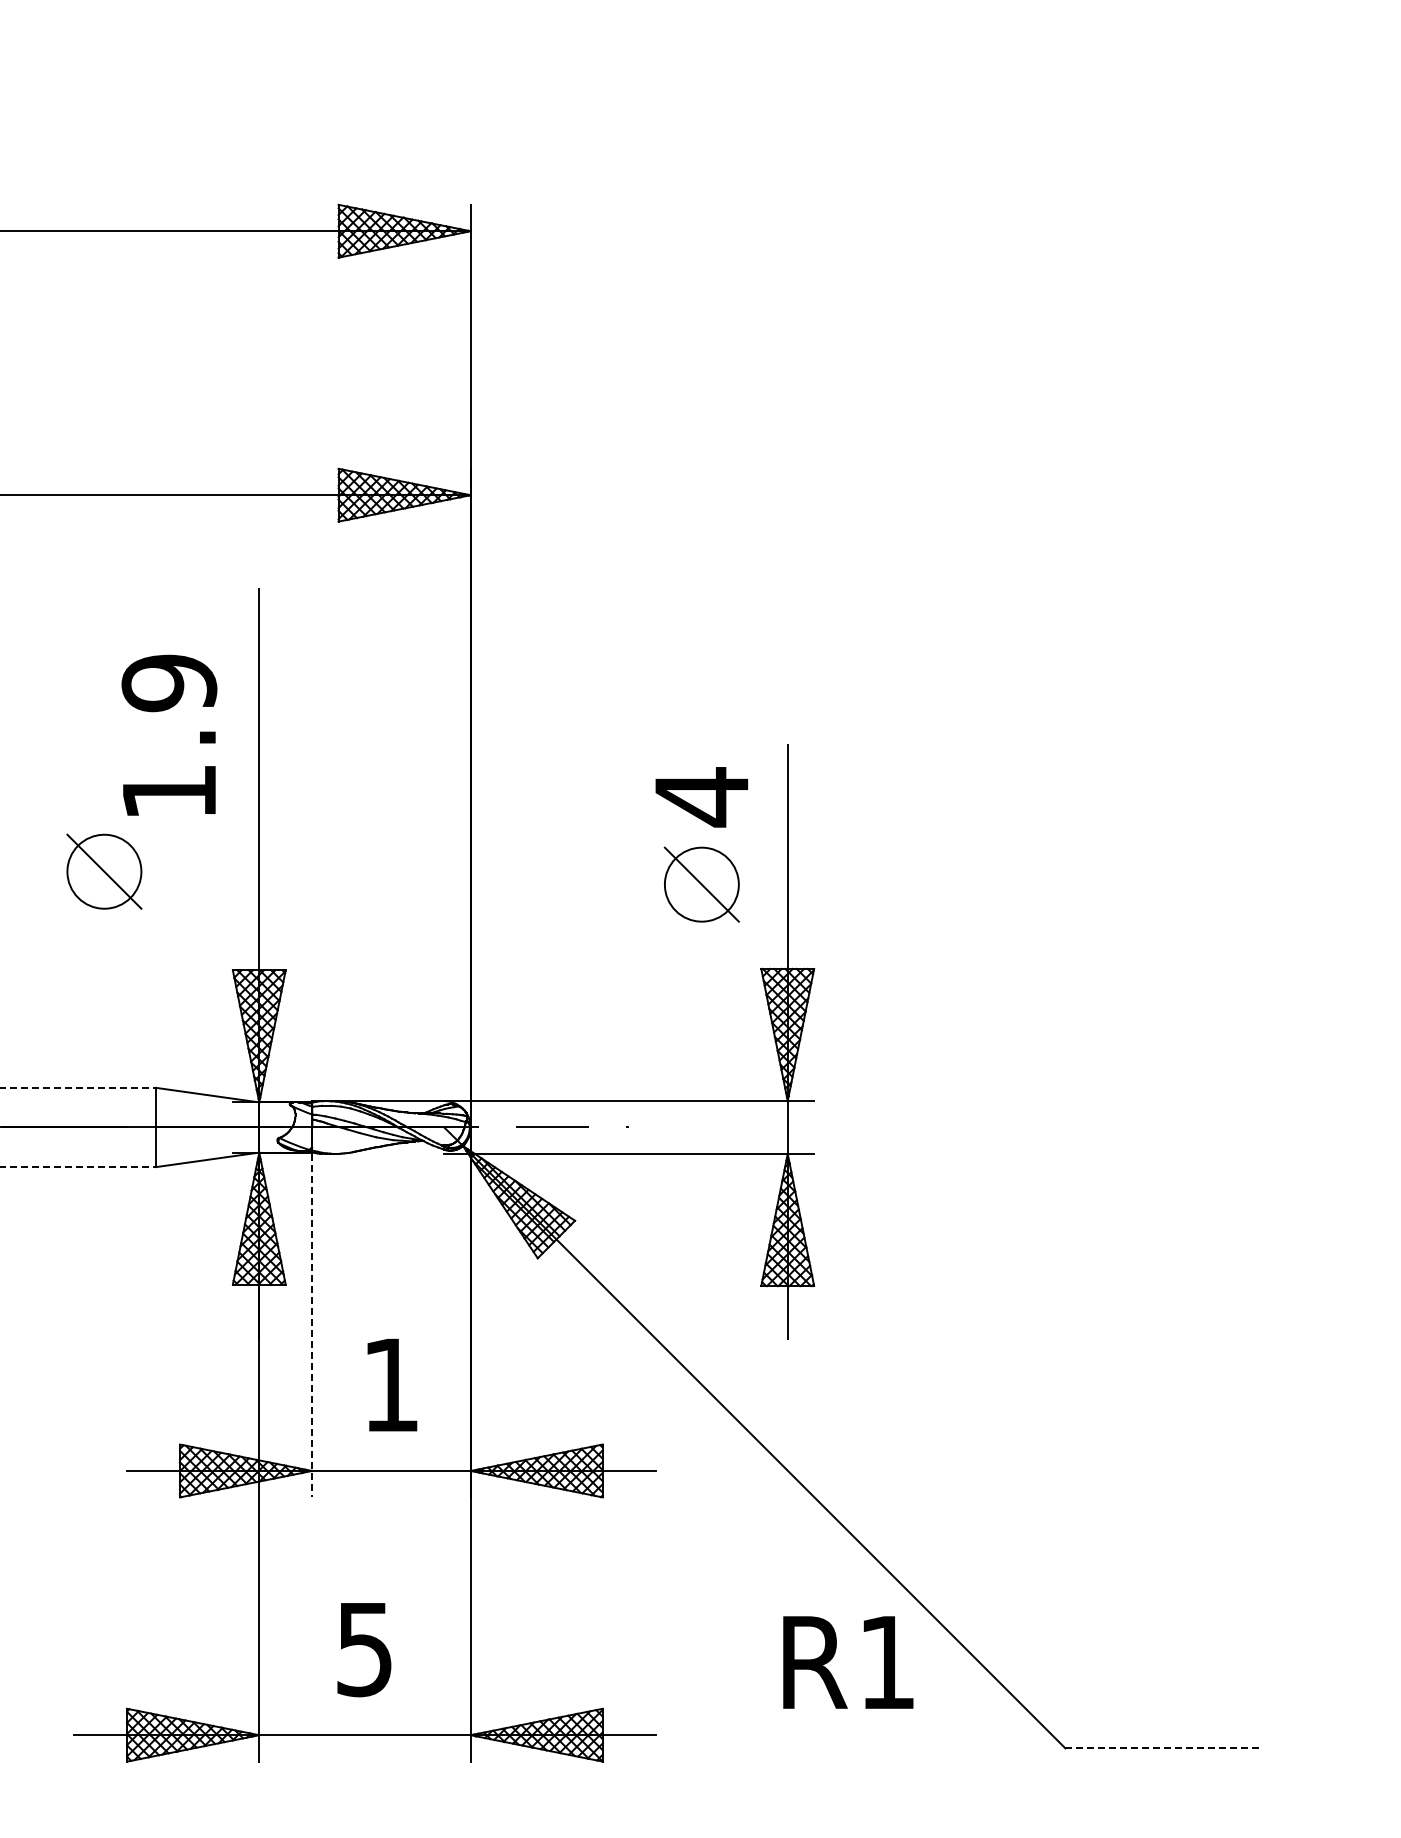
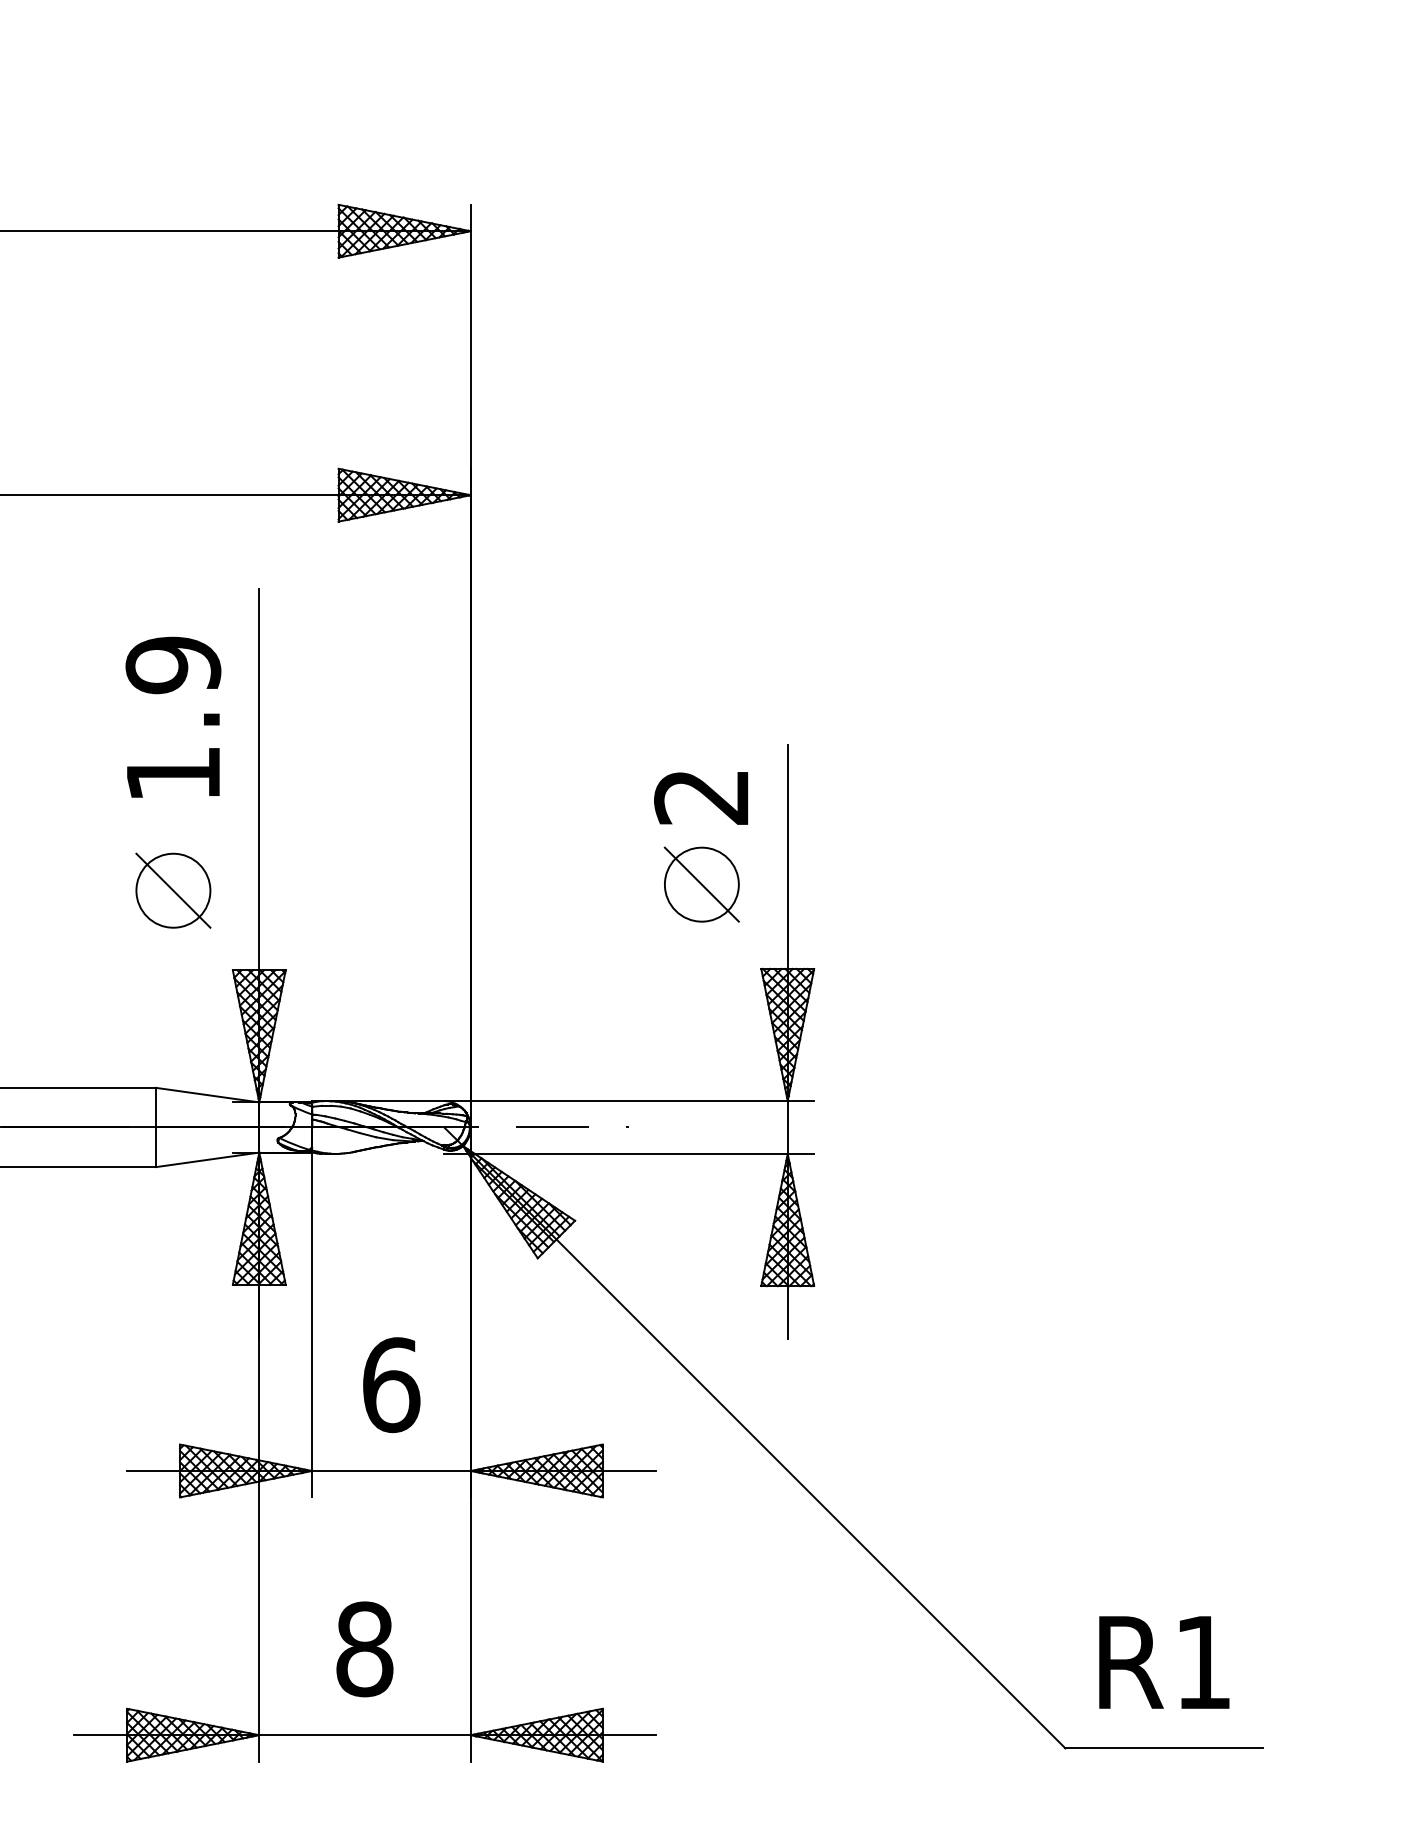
text position: (169, 734) -> (173, 716) (173, 716)
text: 4 -> 2 (701, 797)
part position: (104, 871) -> (173, 890) (173, 890)
line: dashed -> solid (78, 1087)
line: dashed -> solid (78, 1167)
line: dashed -> solid (312, 1325)
text: 1 -> 6 (391, 1385)
text: 5 -> 8 (364, 1649)
text position: (848, 1662) -> (1164, 1662) (1164, 1662)
line: dashed -> solid (1164, 1748)
